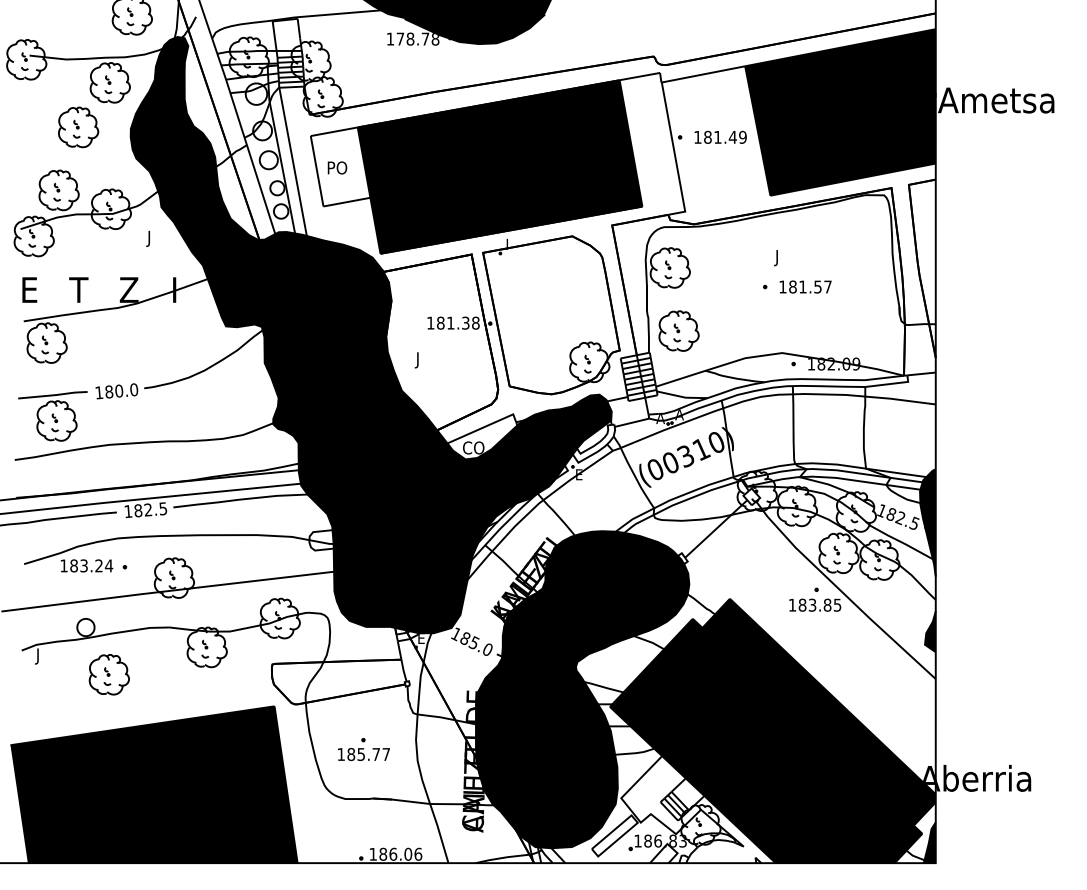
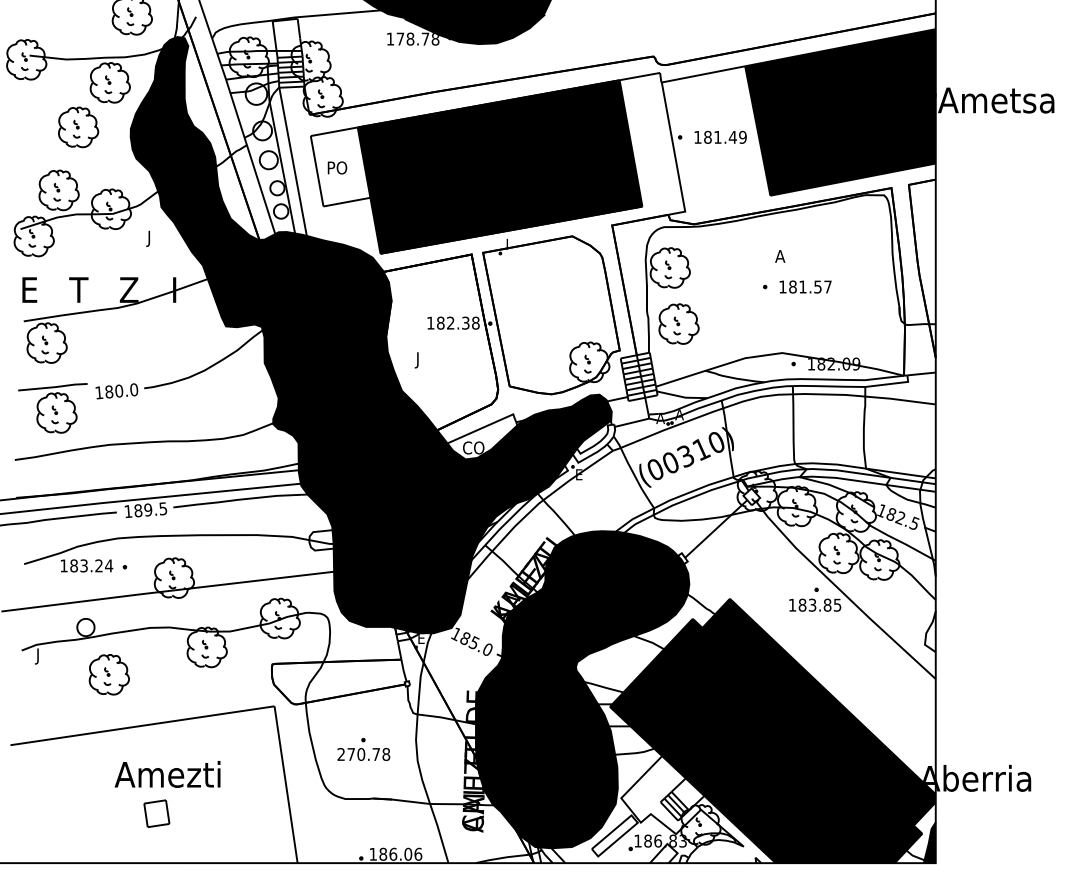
text: J -> A (779, 258)
text: 181.38 -> 182.38 (450, 322)
part position: (678, 330) -> (678, 323) (678, 323)
part position: (52, 416) -> (52, 408) (52, 408)
text: 182.5 -> 189.5 (148, 509)
fill: present -> none (927, 522)
fill: present -> none (929, 631)
text: 185.77 -> 270.78 (363, 754)
fill: present -> none (153, 784)
